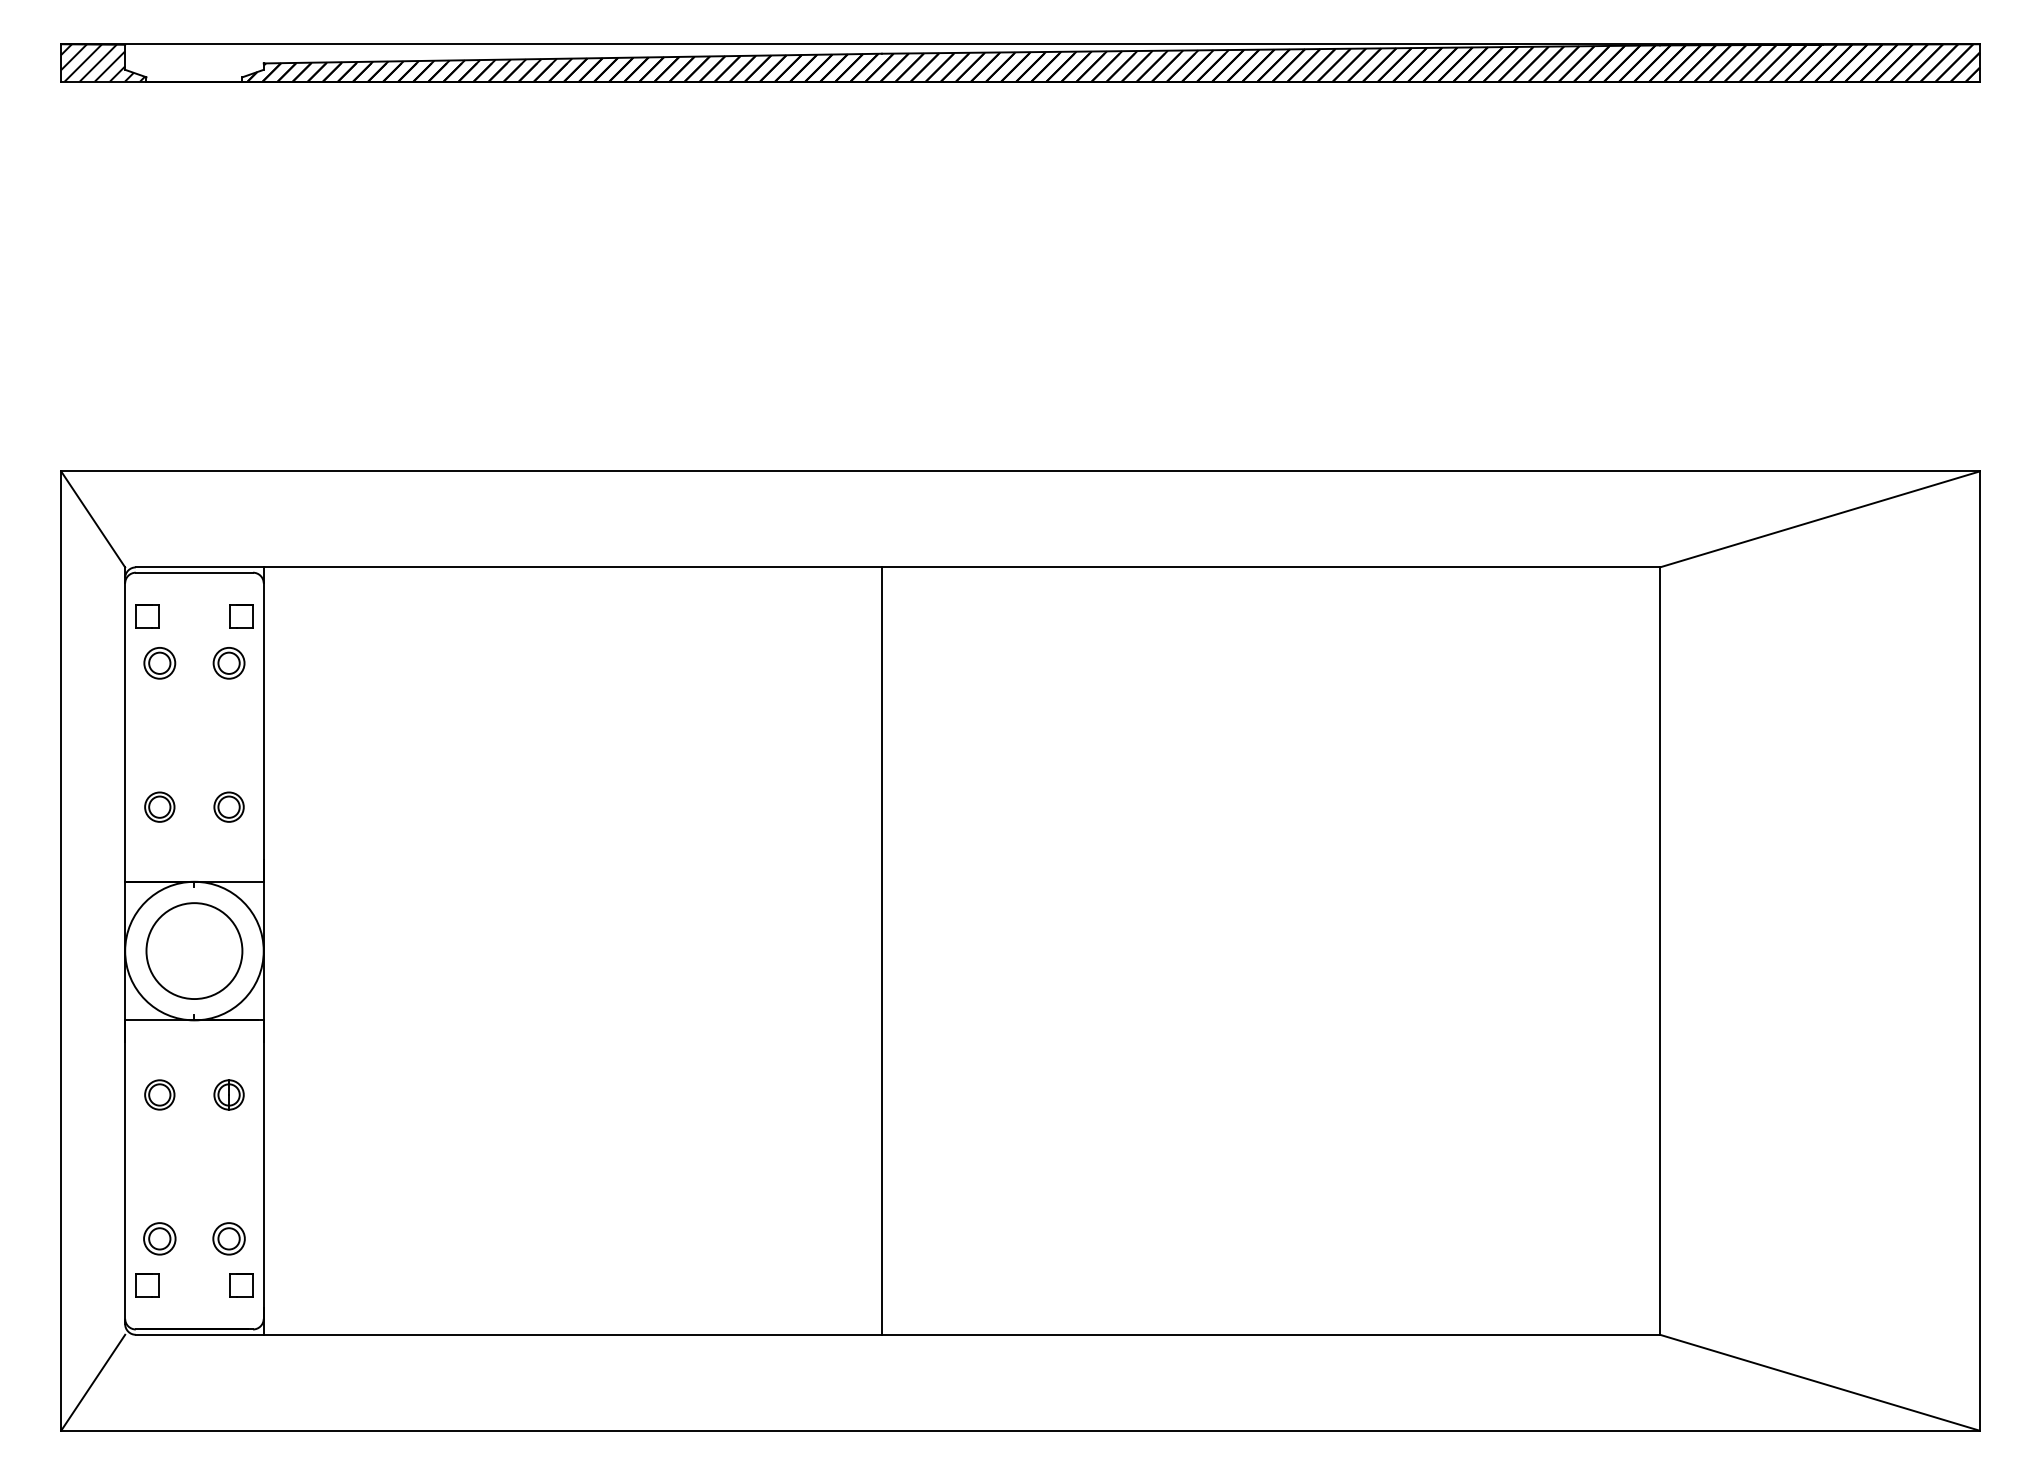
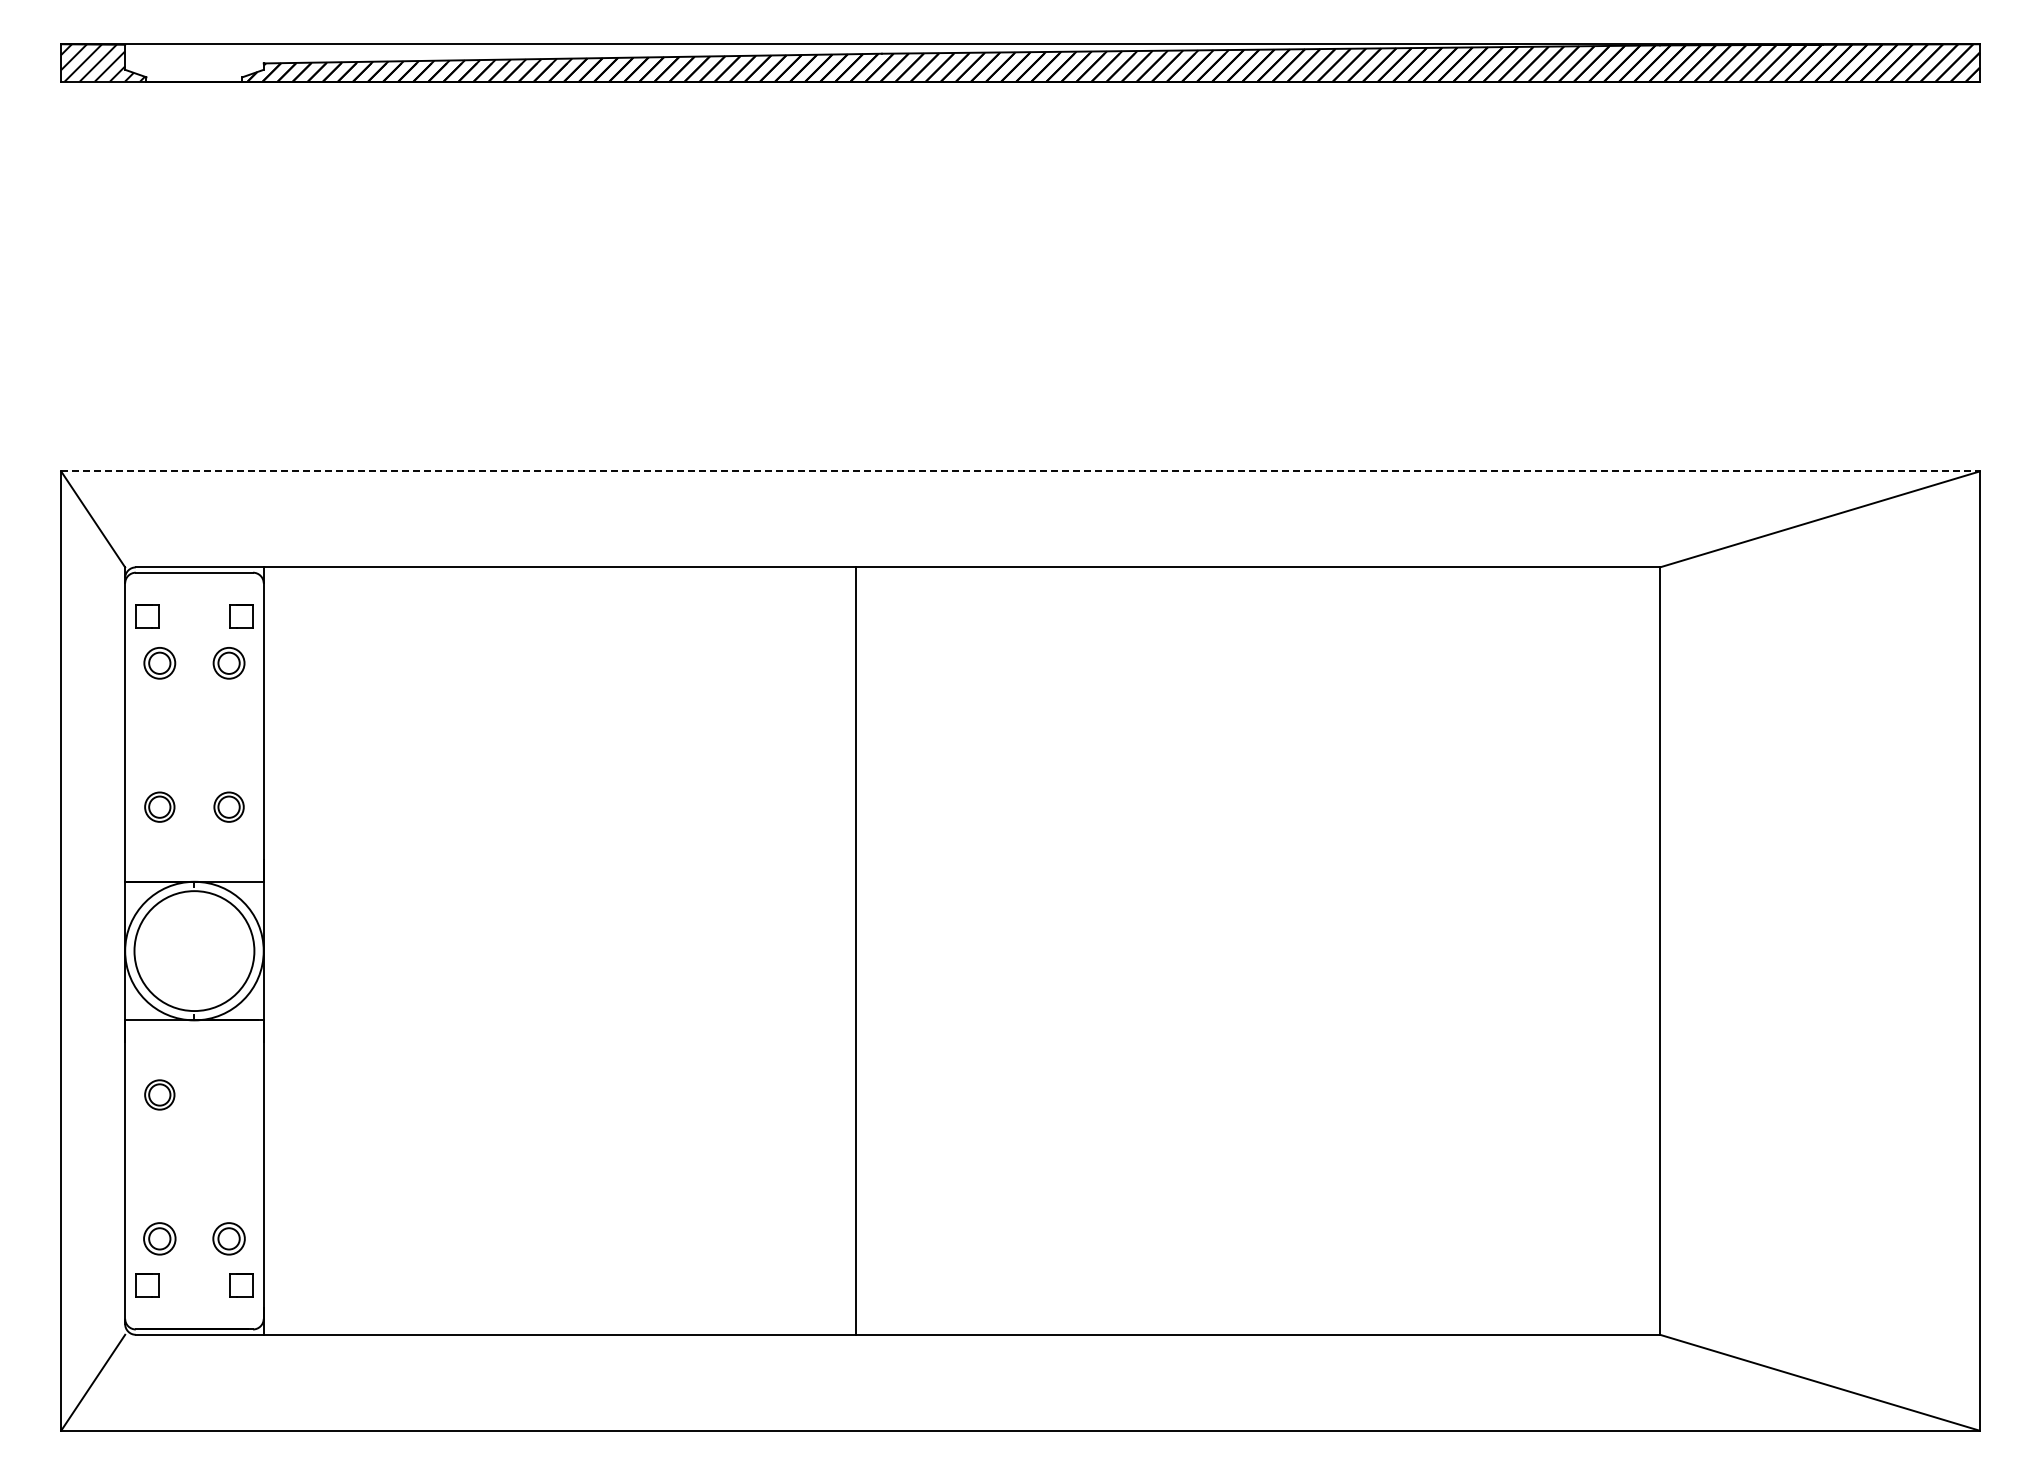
line: solid -> dashed (1020, 471)
line position: (881, 950) -> (855, 950) (855, 950)
circle diameter: 96 px -> 120 px (194, 951)
part: present -> none (228, 1094)
